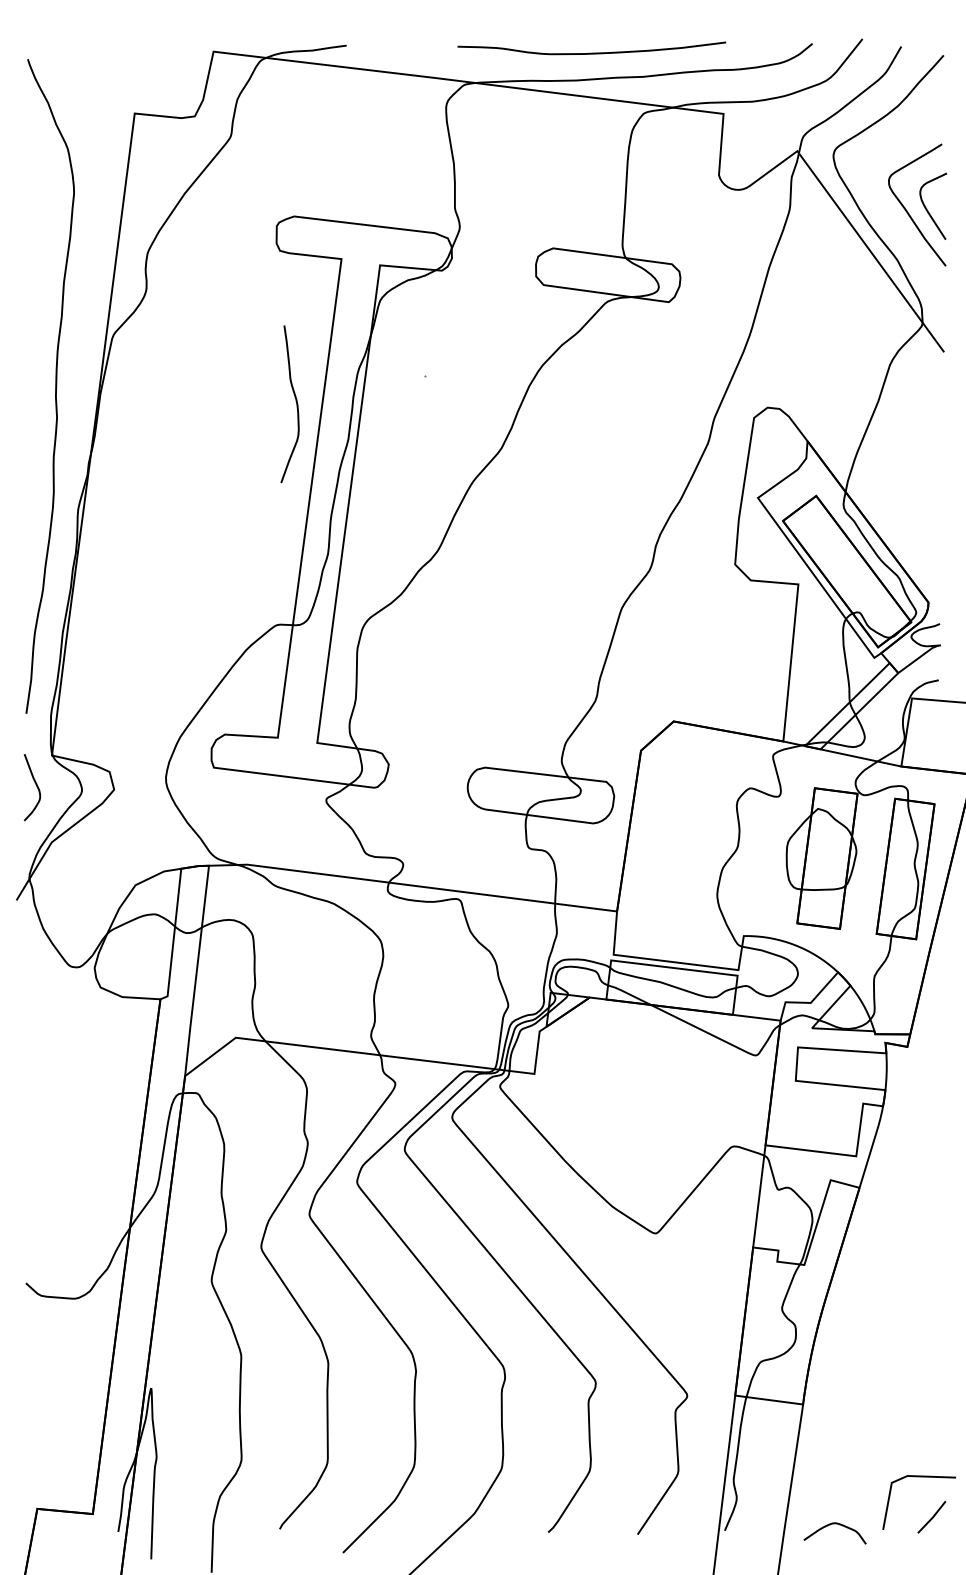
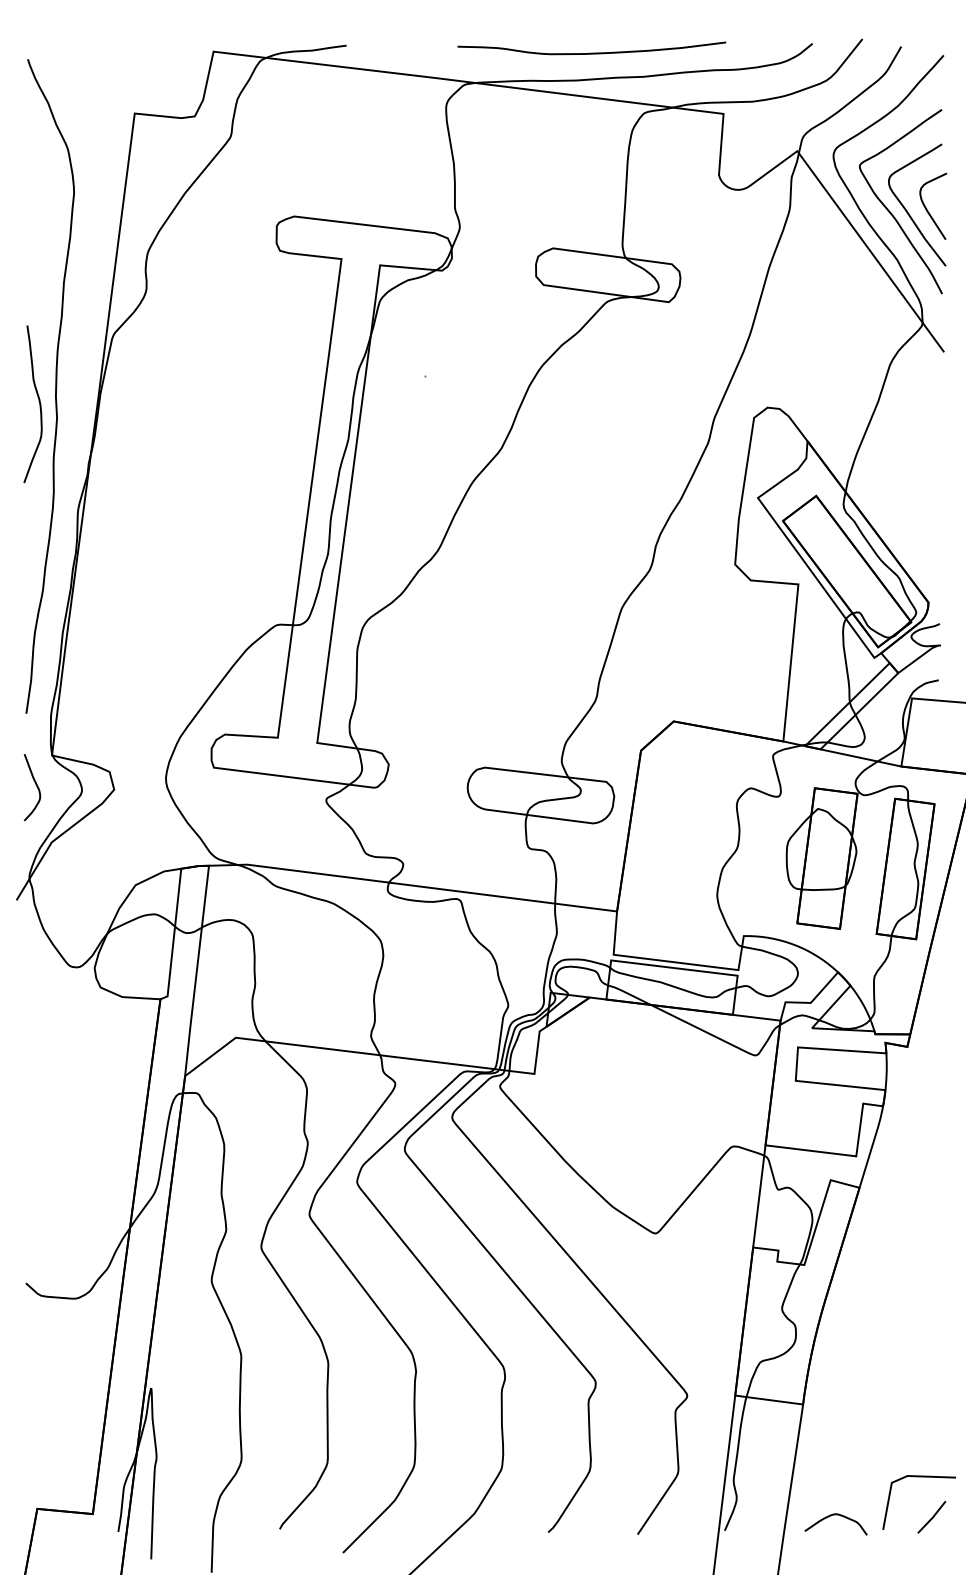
curve: none -> present (890, 211)
curve position: (295, 401) -> (38, 401) (38, 401)
curve position: (830, 1525) -> (831, 1516) (831, 1516)
